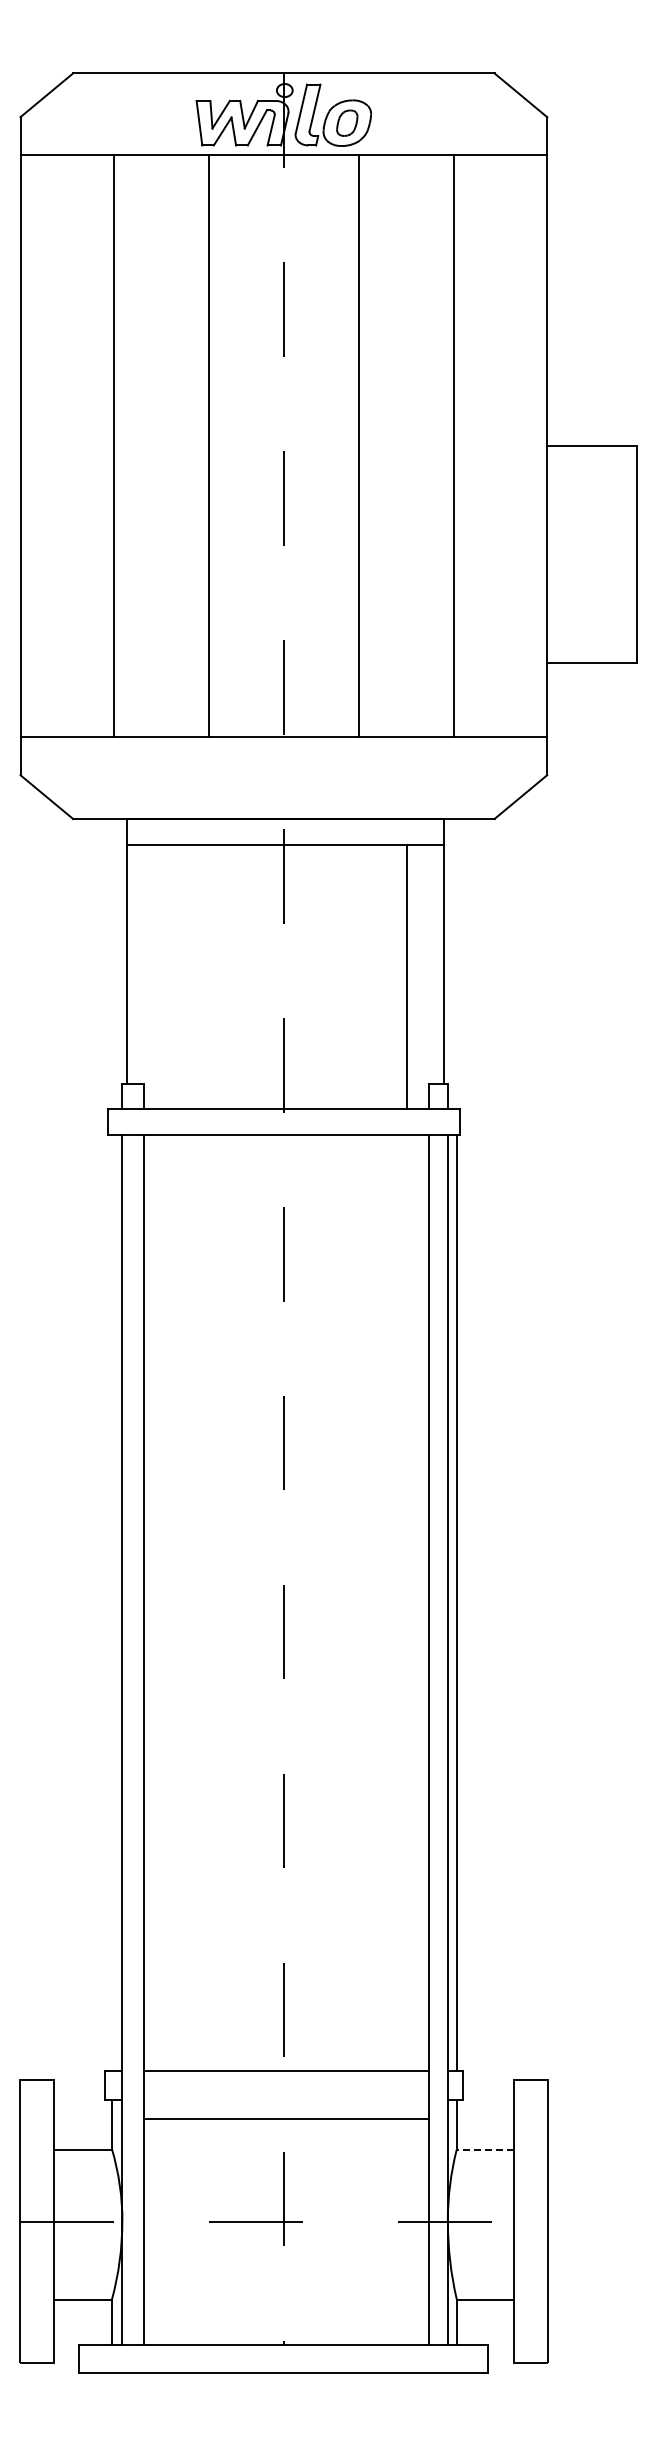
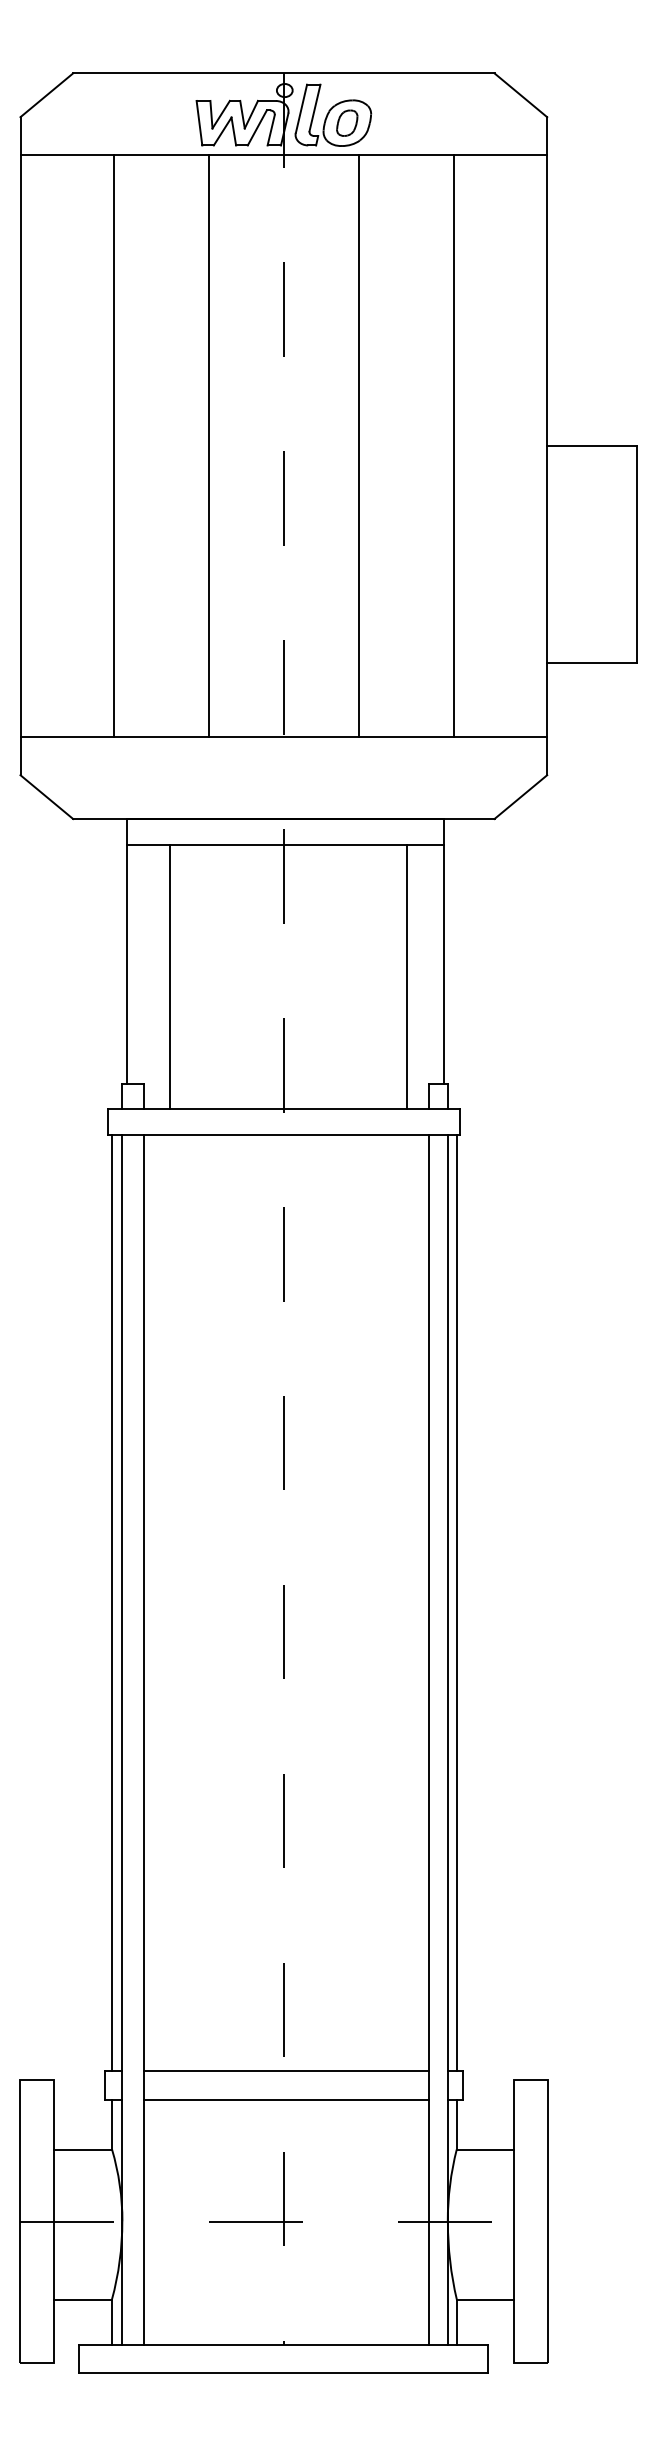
line: none -> present (169, 976)
line: none -> present (111, 1602)
line position: (286, 2119) -> (286, 2100) (286, 2100)
line: dashed -> solid (485, 2149)
